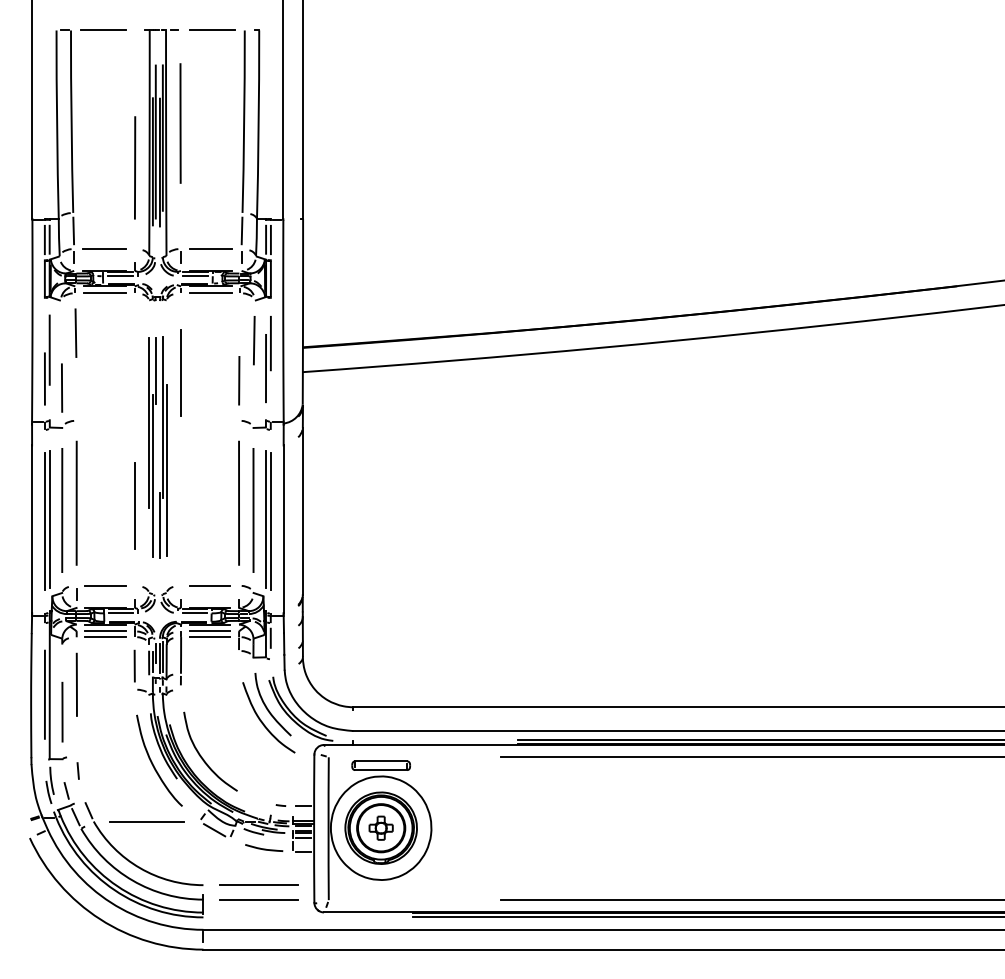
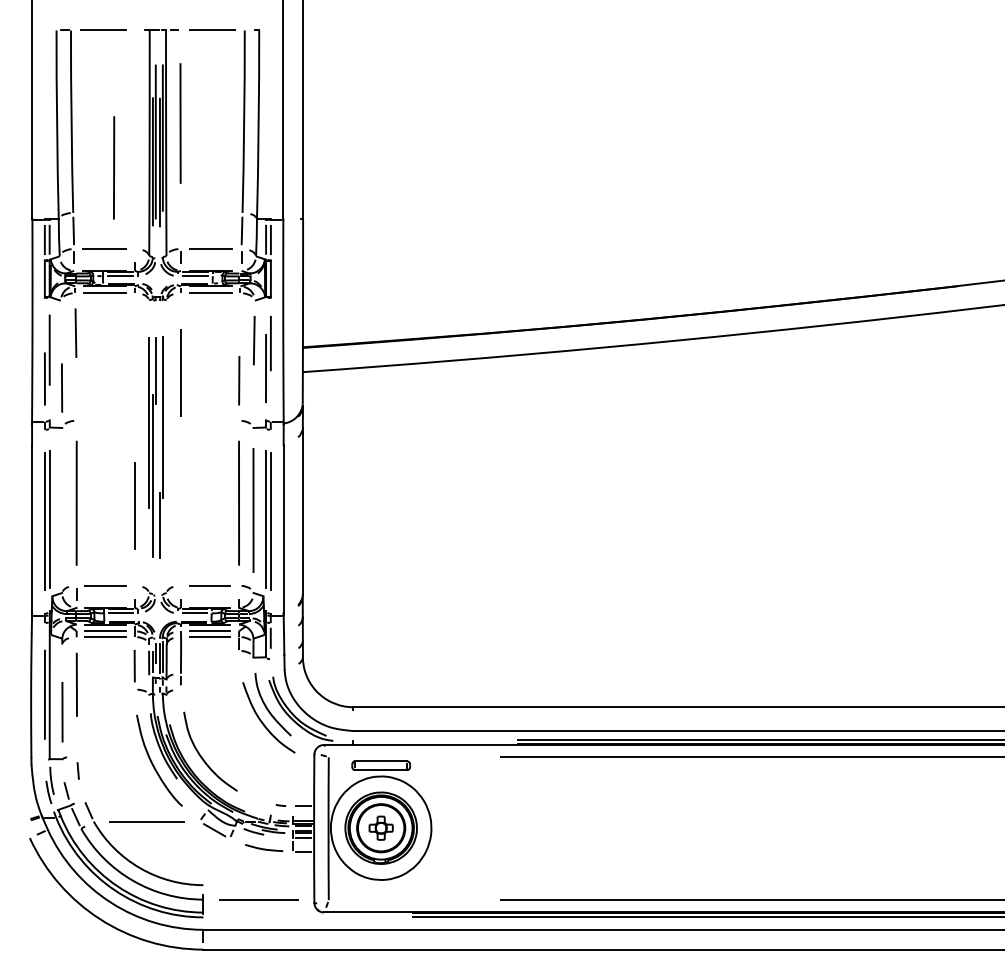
line position: (135, 167) -> (114, 167) (114, 167)
line: present -> none (166, 470)
line: present -> none (62, 510)
line: present -> none (258, 885)
